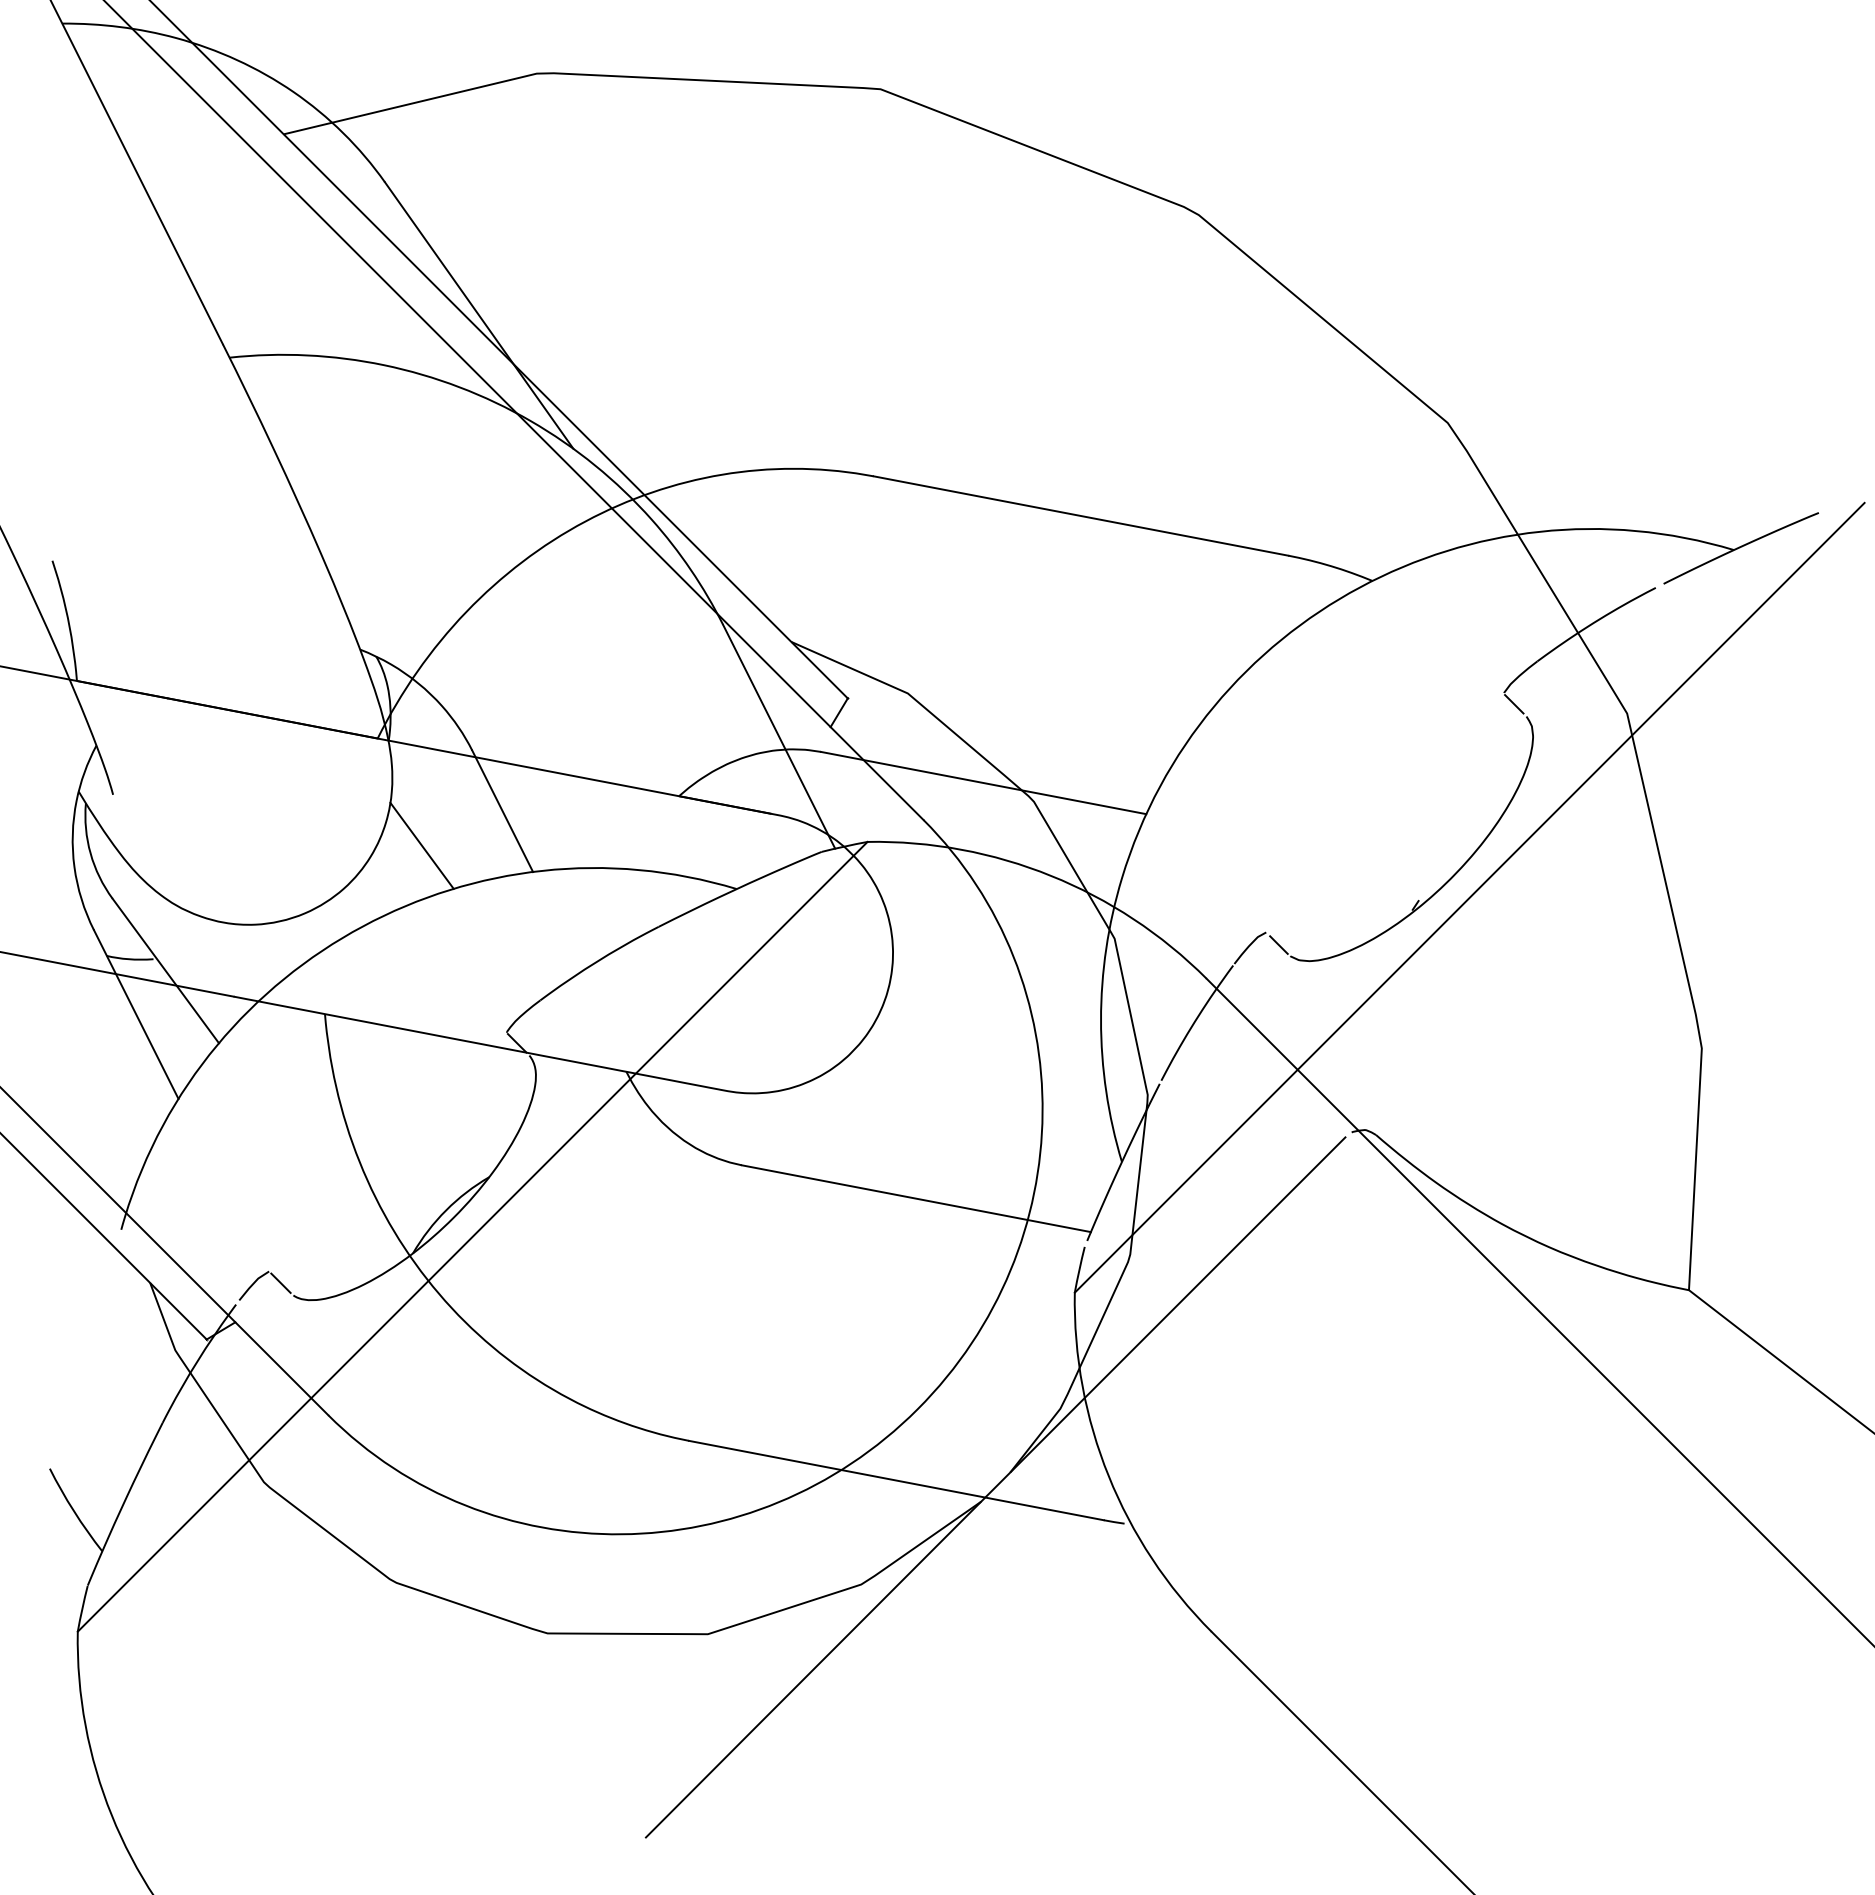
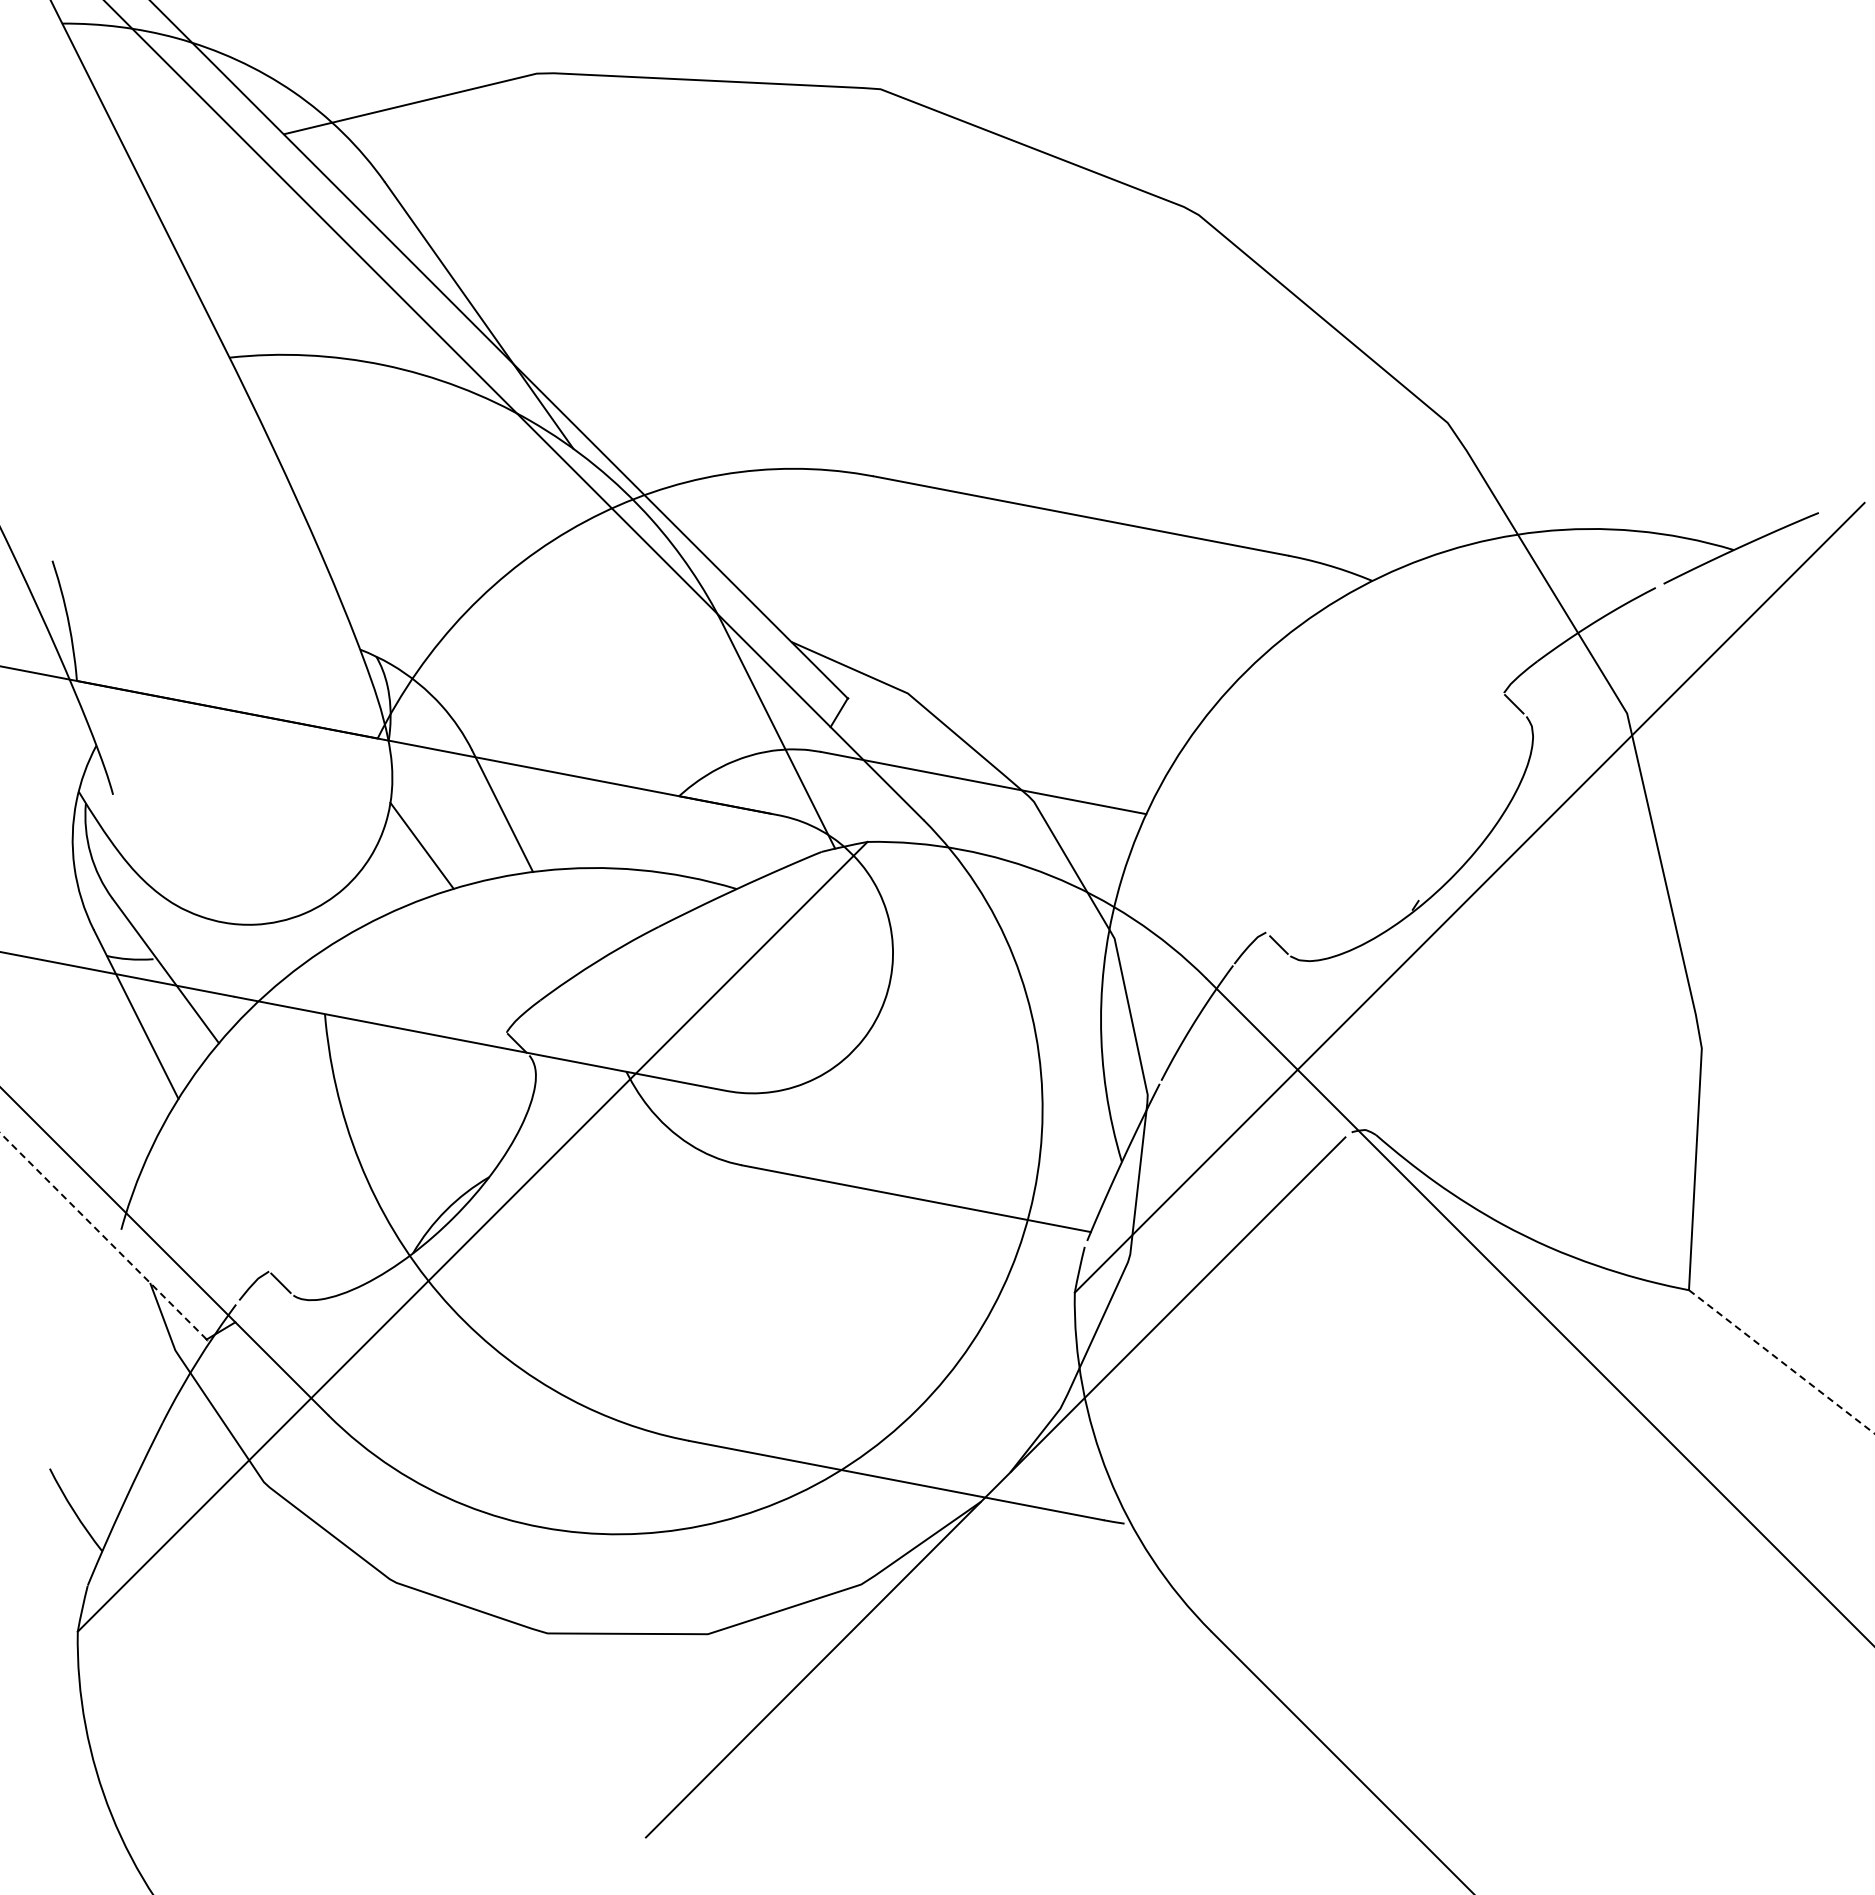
line: solid -> dashed (103, 1236)
line: solid -> dashed (1782, 1362)
